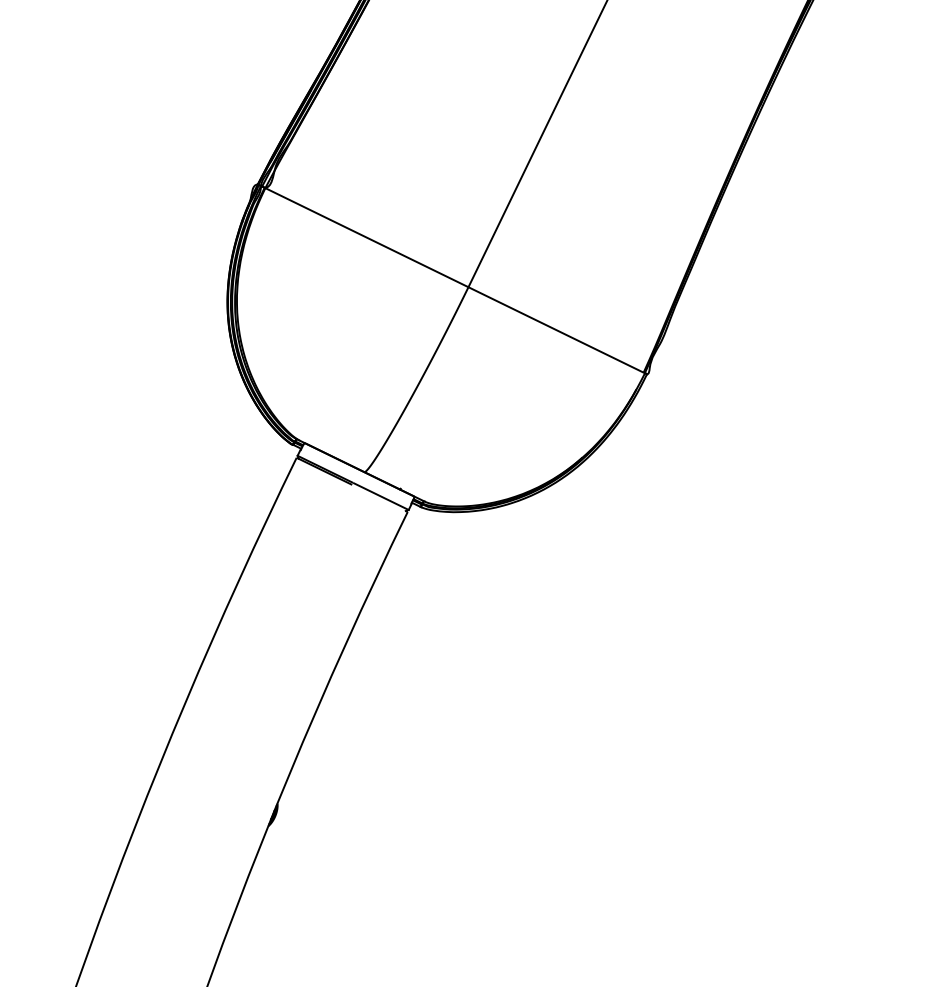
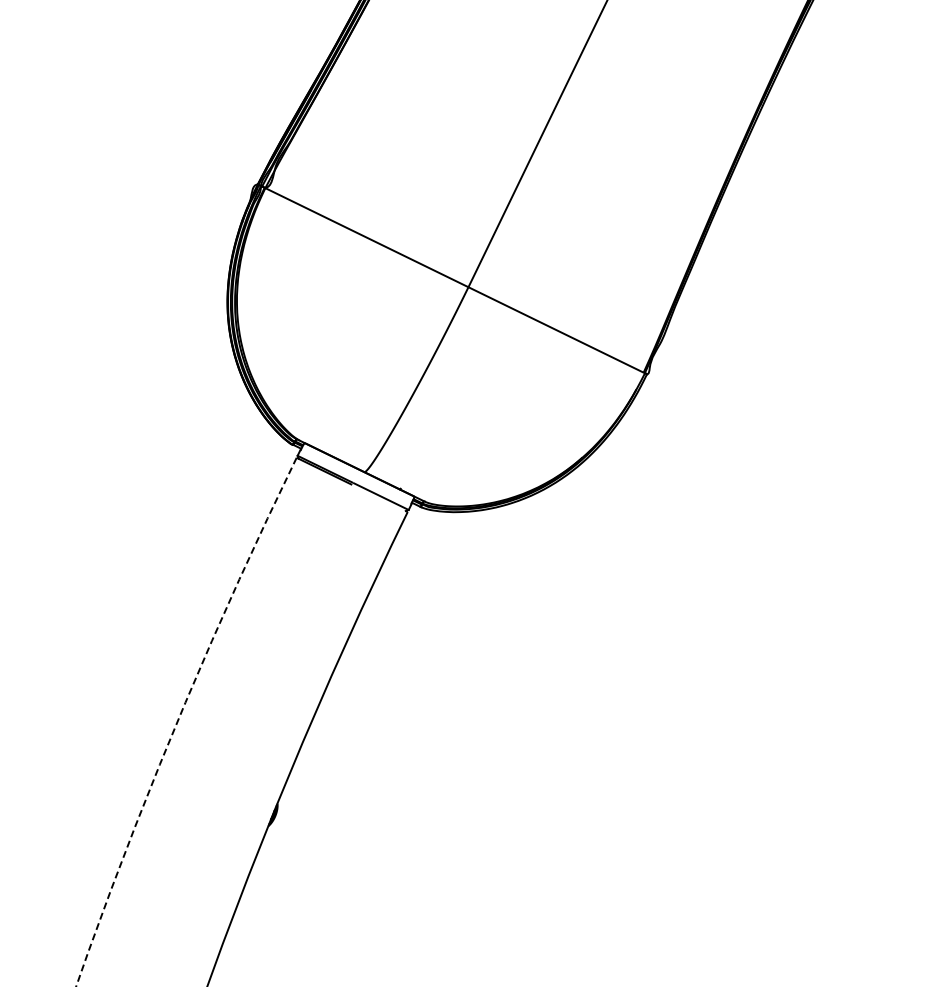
arc: solid -> dashed (178, 719)
